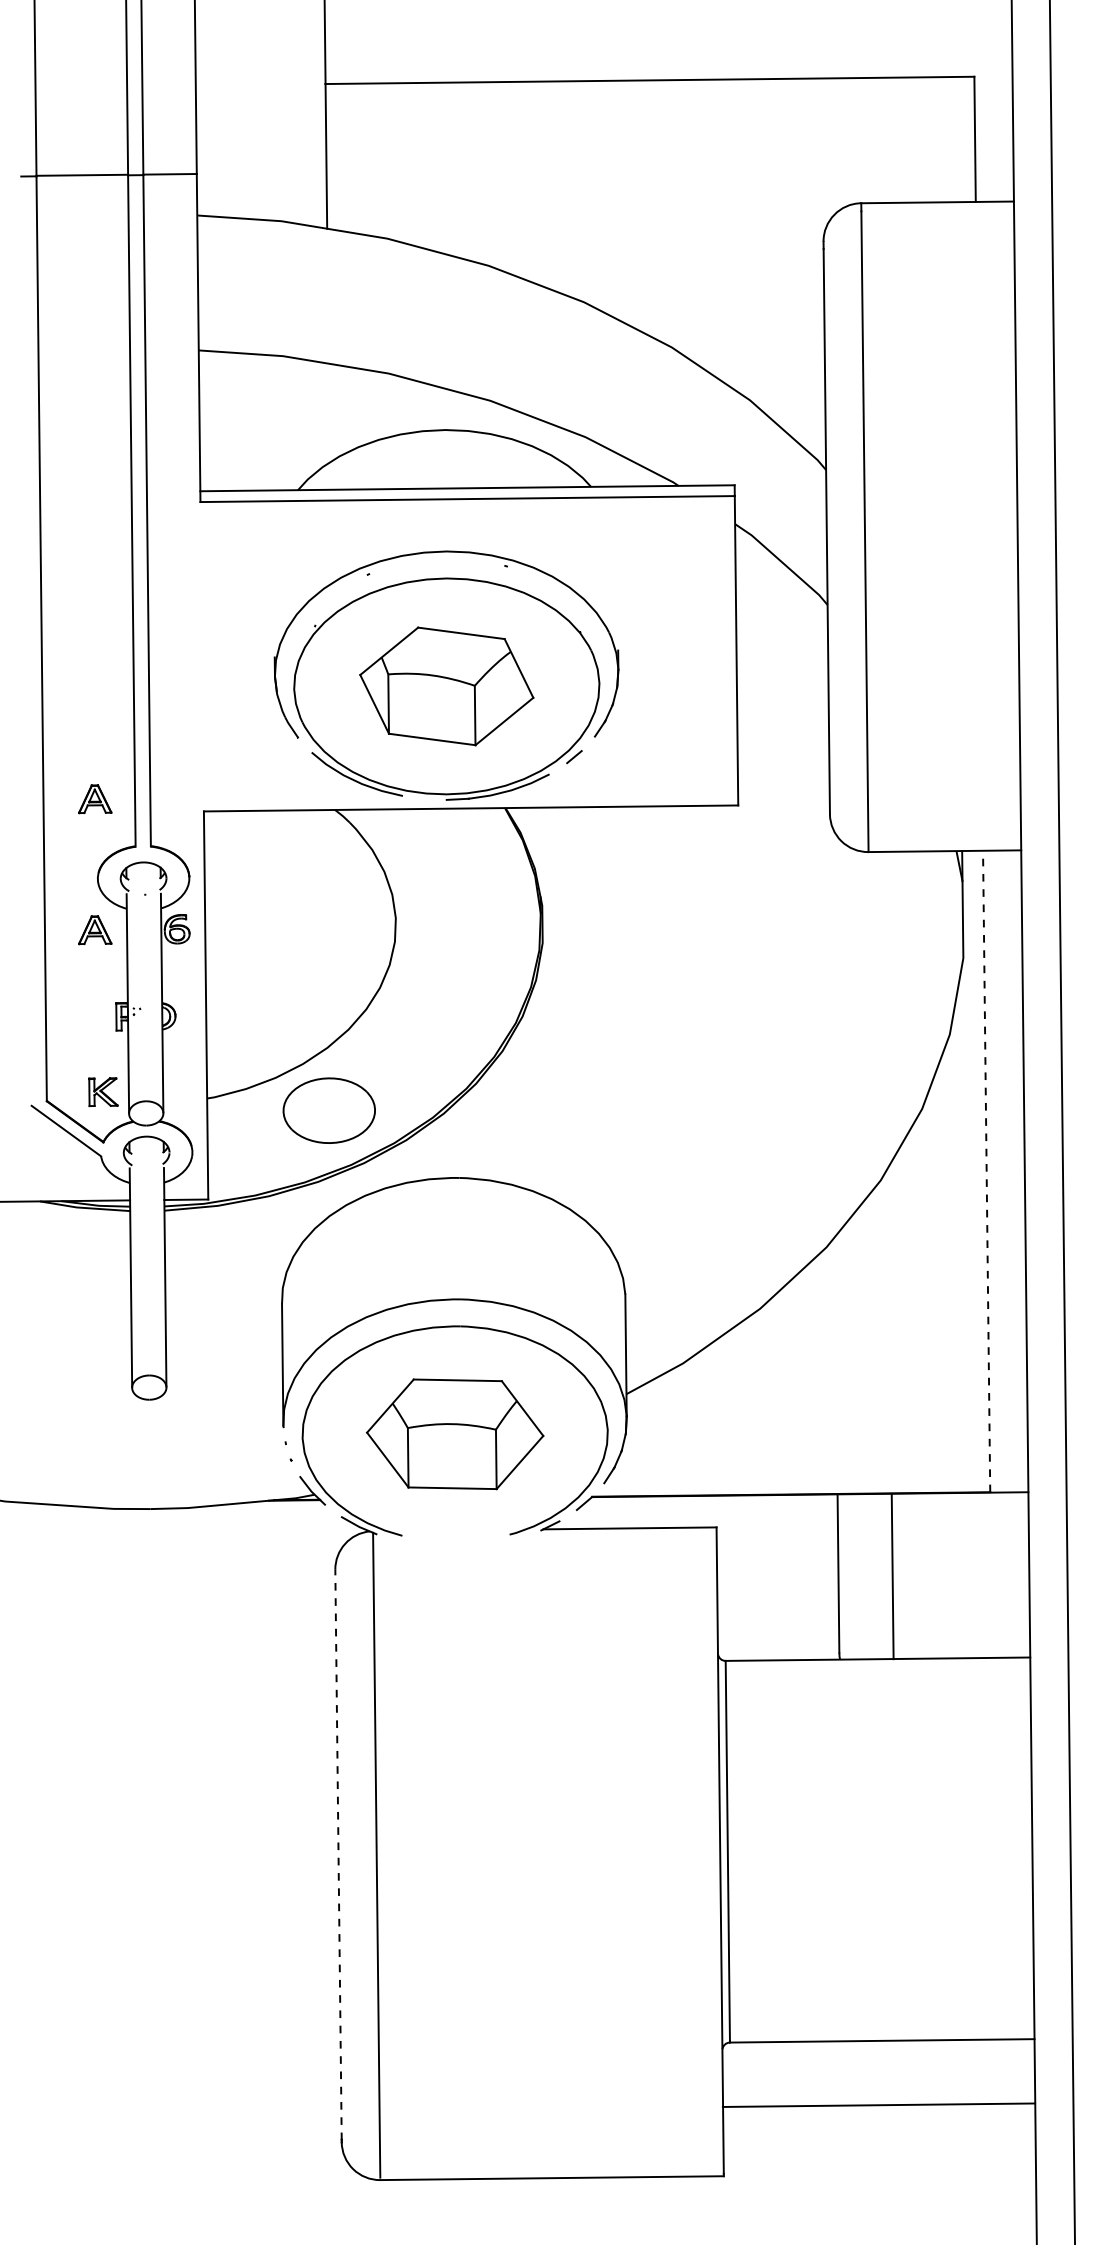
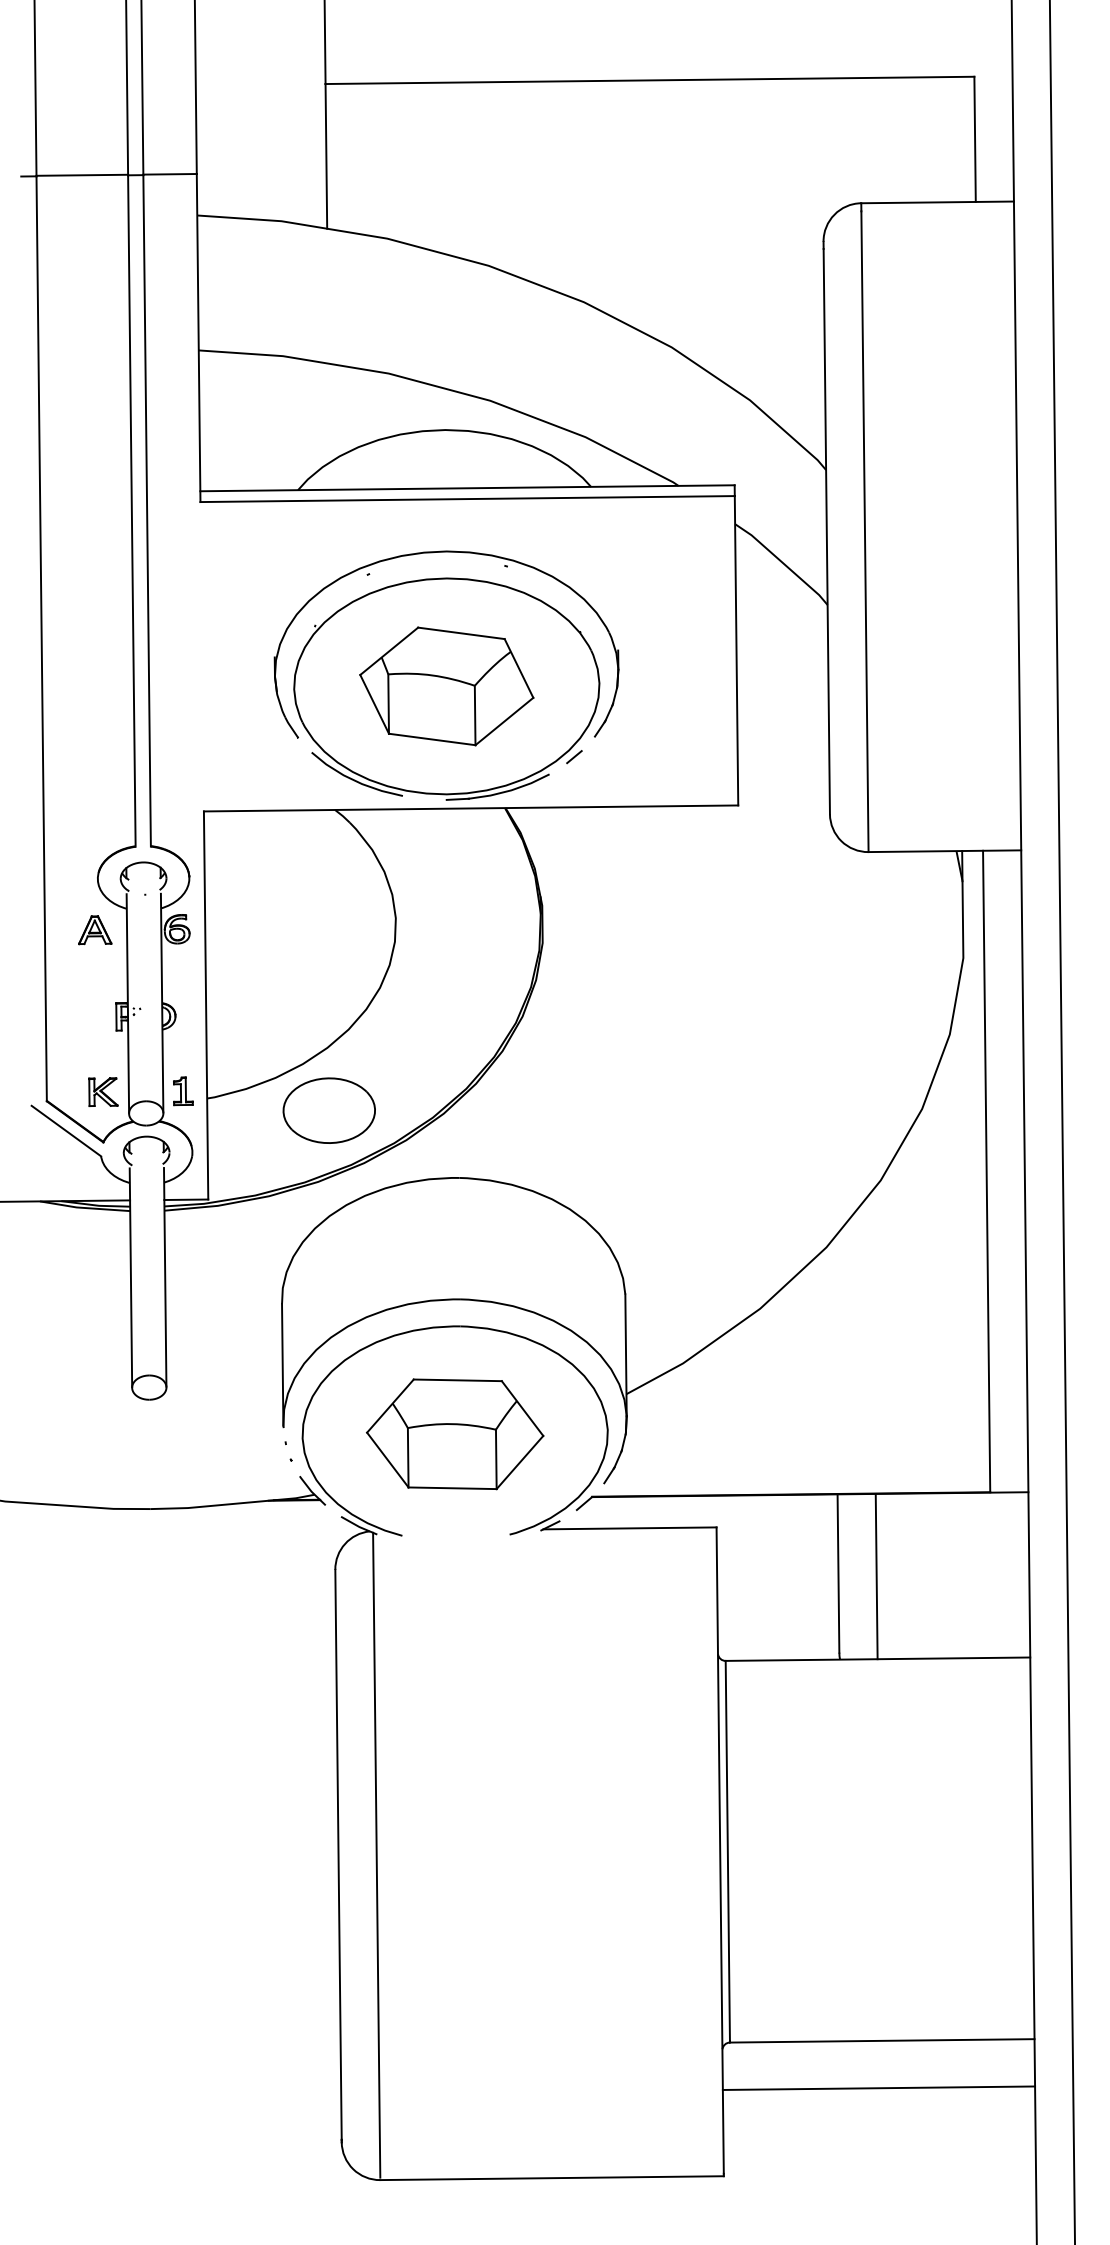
part: present -> none (95, 799)
part: none -> present (183, 1091)
line: dashed -> solid (986, 1171)
line position: (892, 1576) -> (876, 1576) (876, 1576)
line: dashed -> solid (338, 1854)
line position: (878, 2104) -> (878, 2087) (878, 2087)
